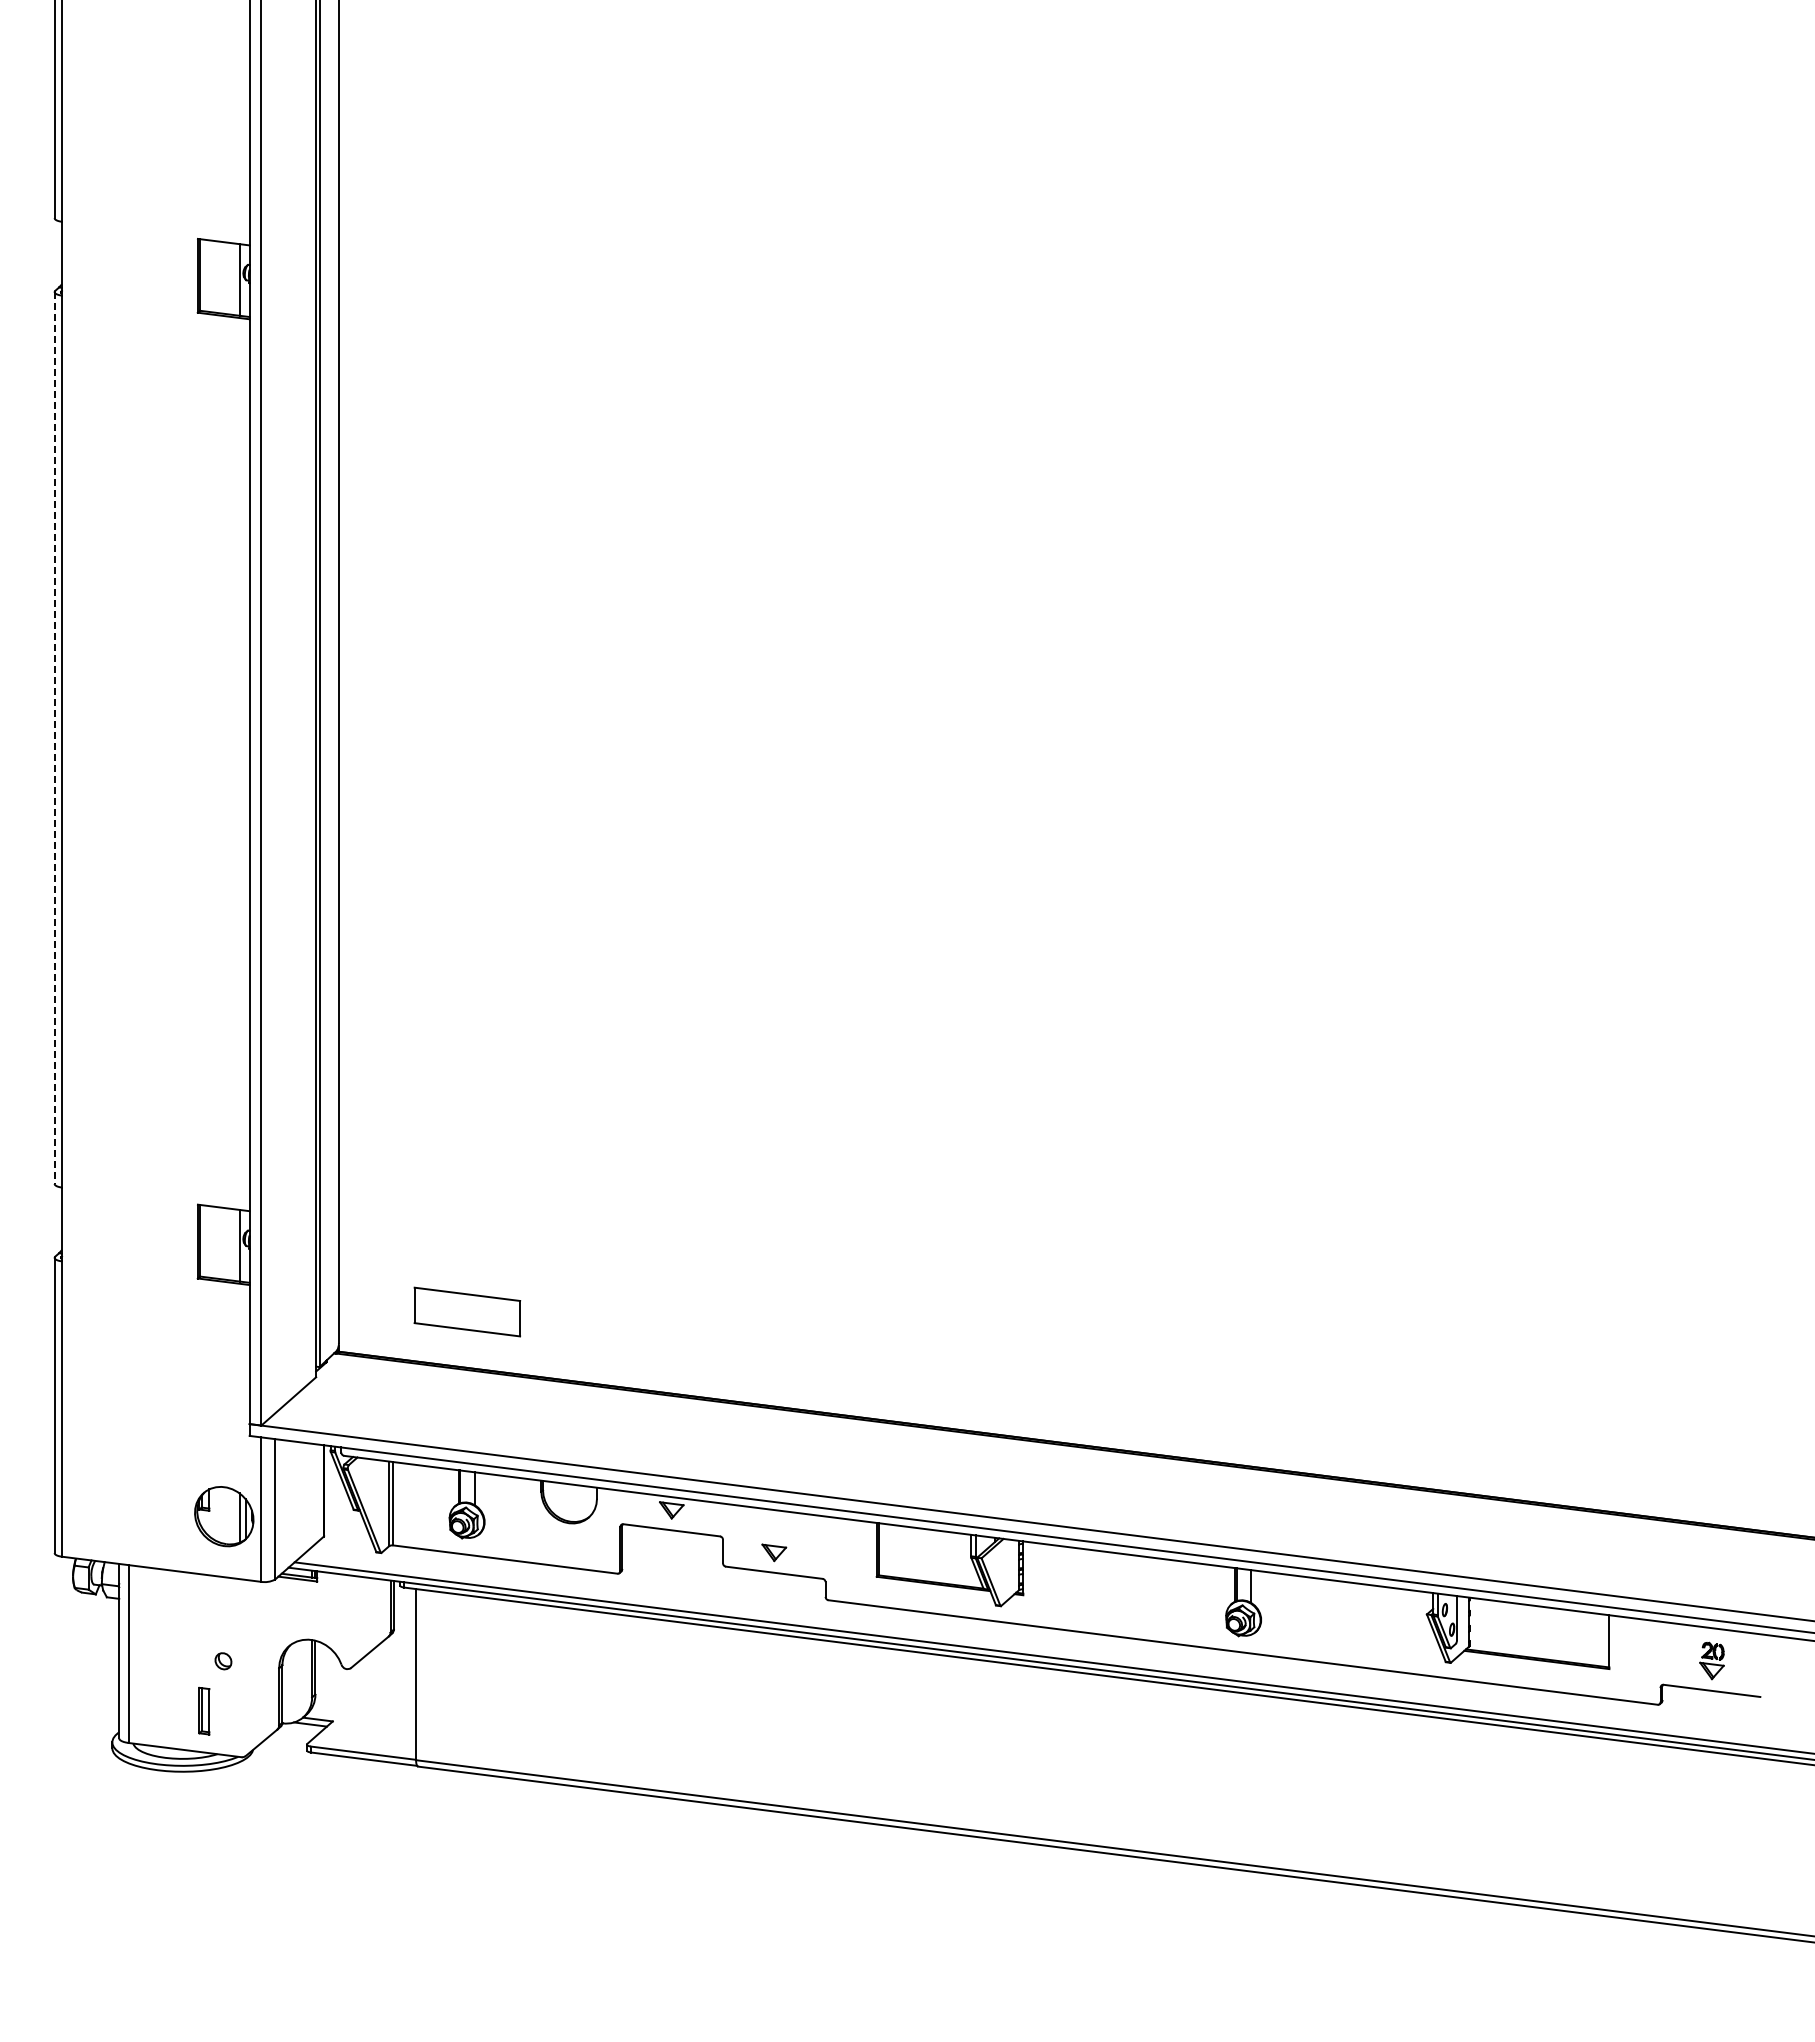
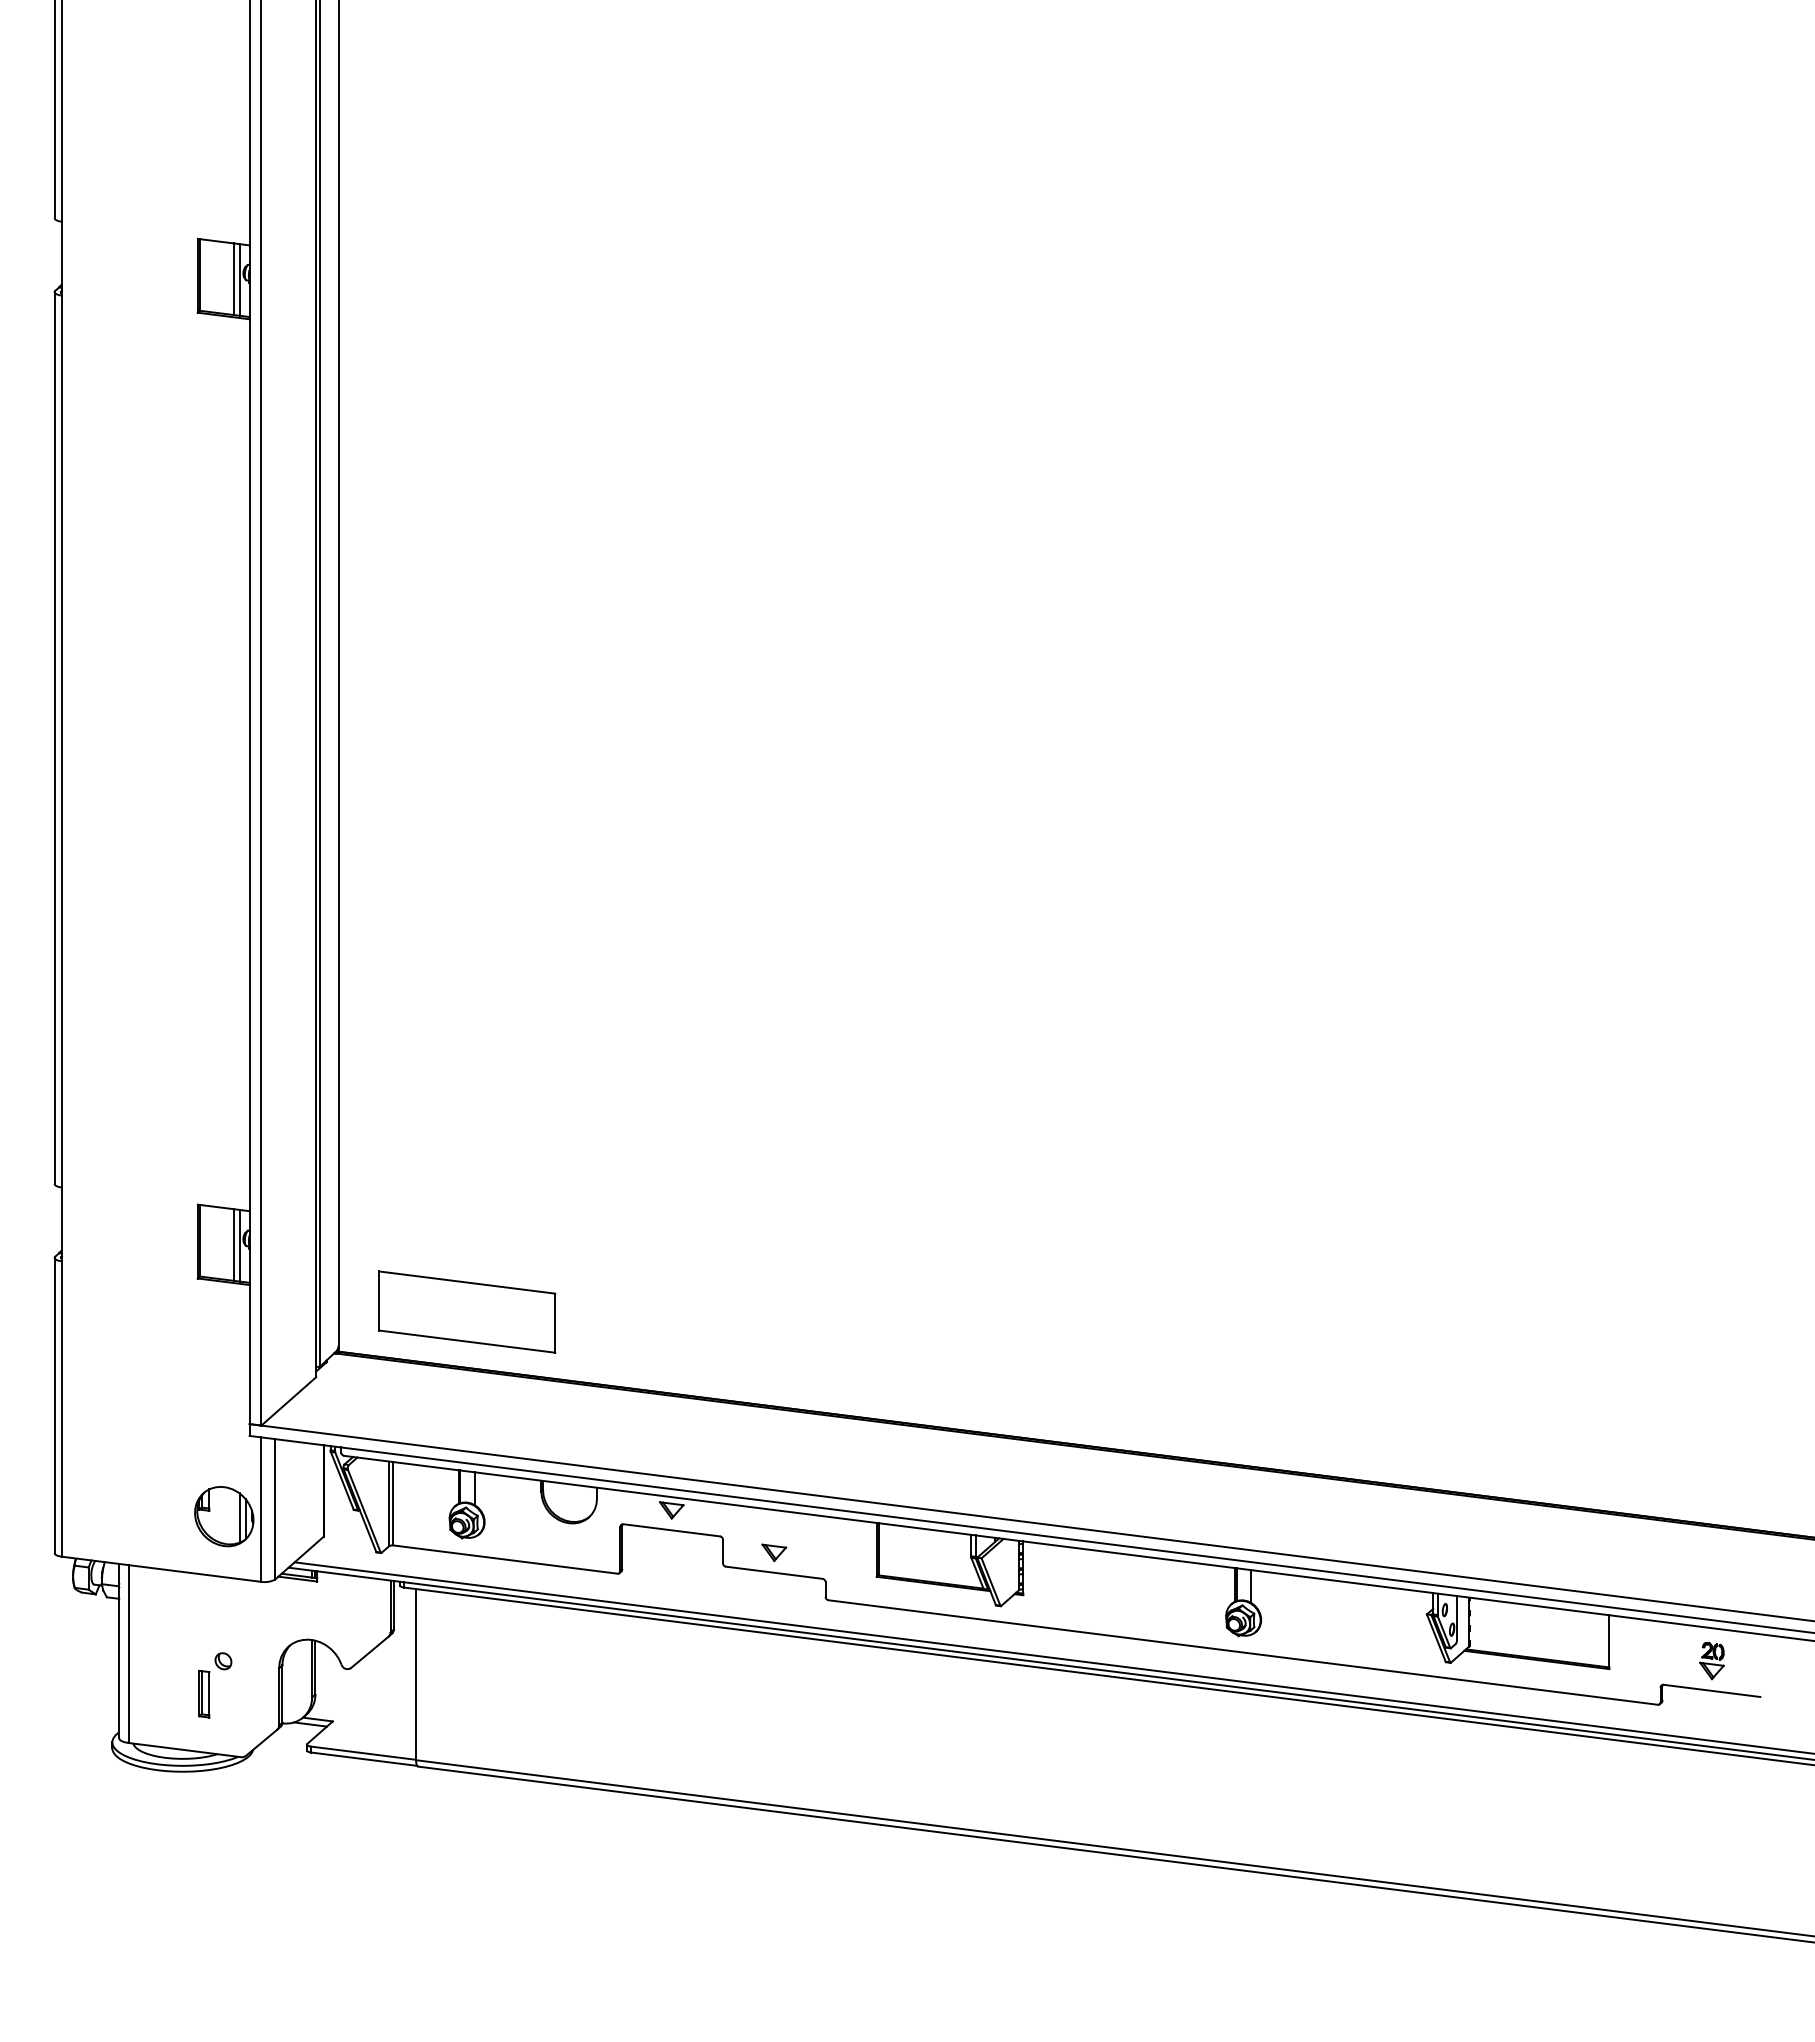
line: none -> present (233, 279)
line: dashed -> solid (54, 738)
line: none -> present (233, 1244)
part size: 109x52 px -> 179x84 px (467, 1311)
part position: (204, 1710) -> (204, 1693) (204, 1693)
